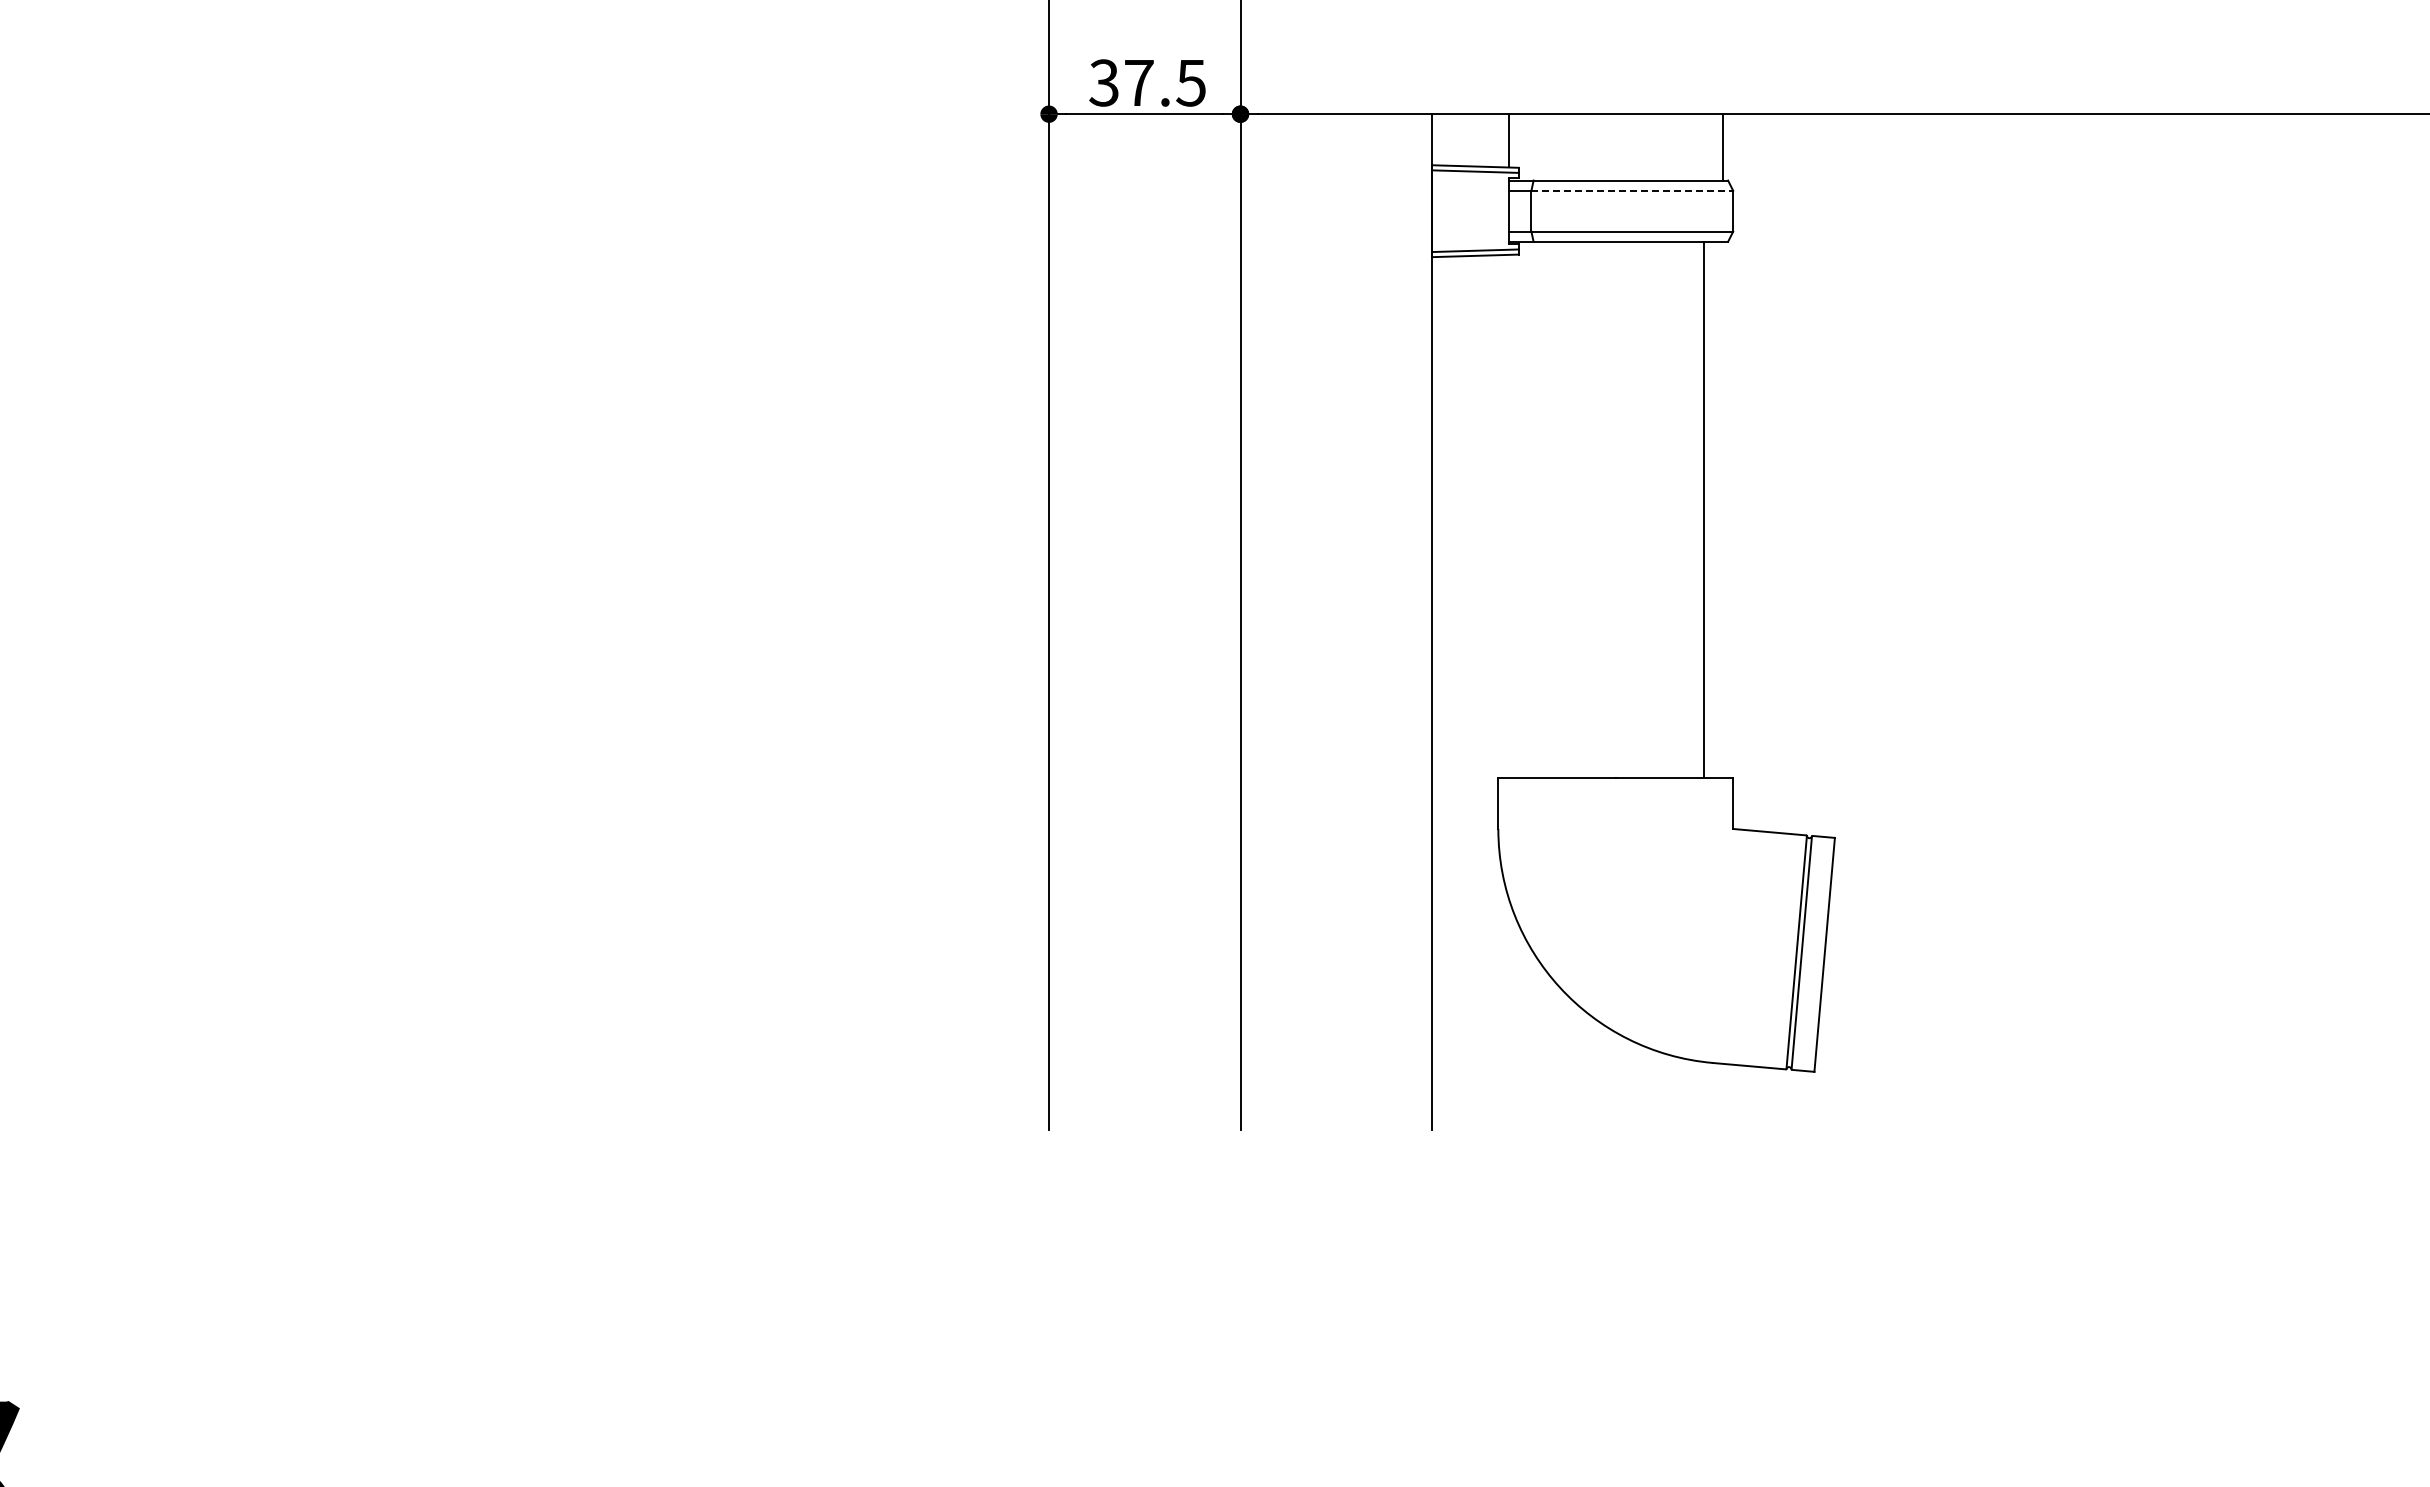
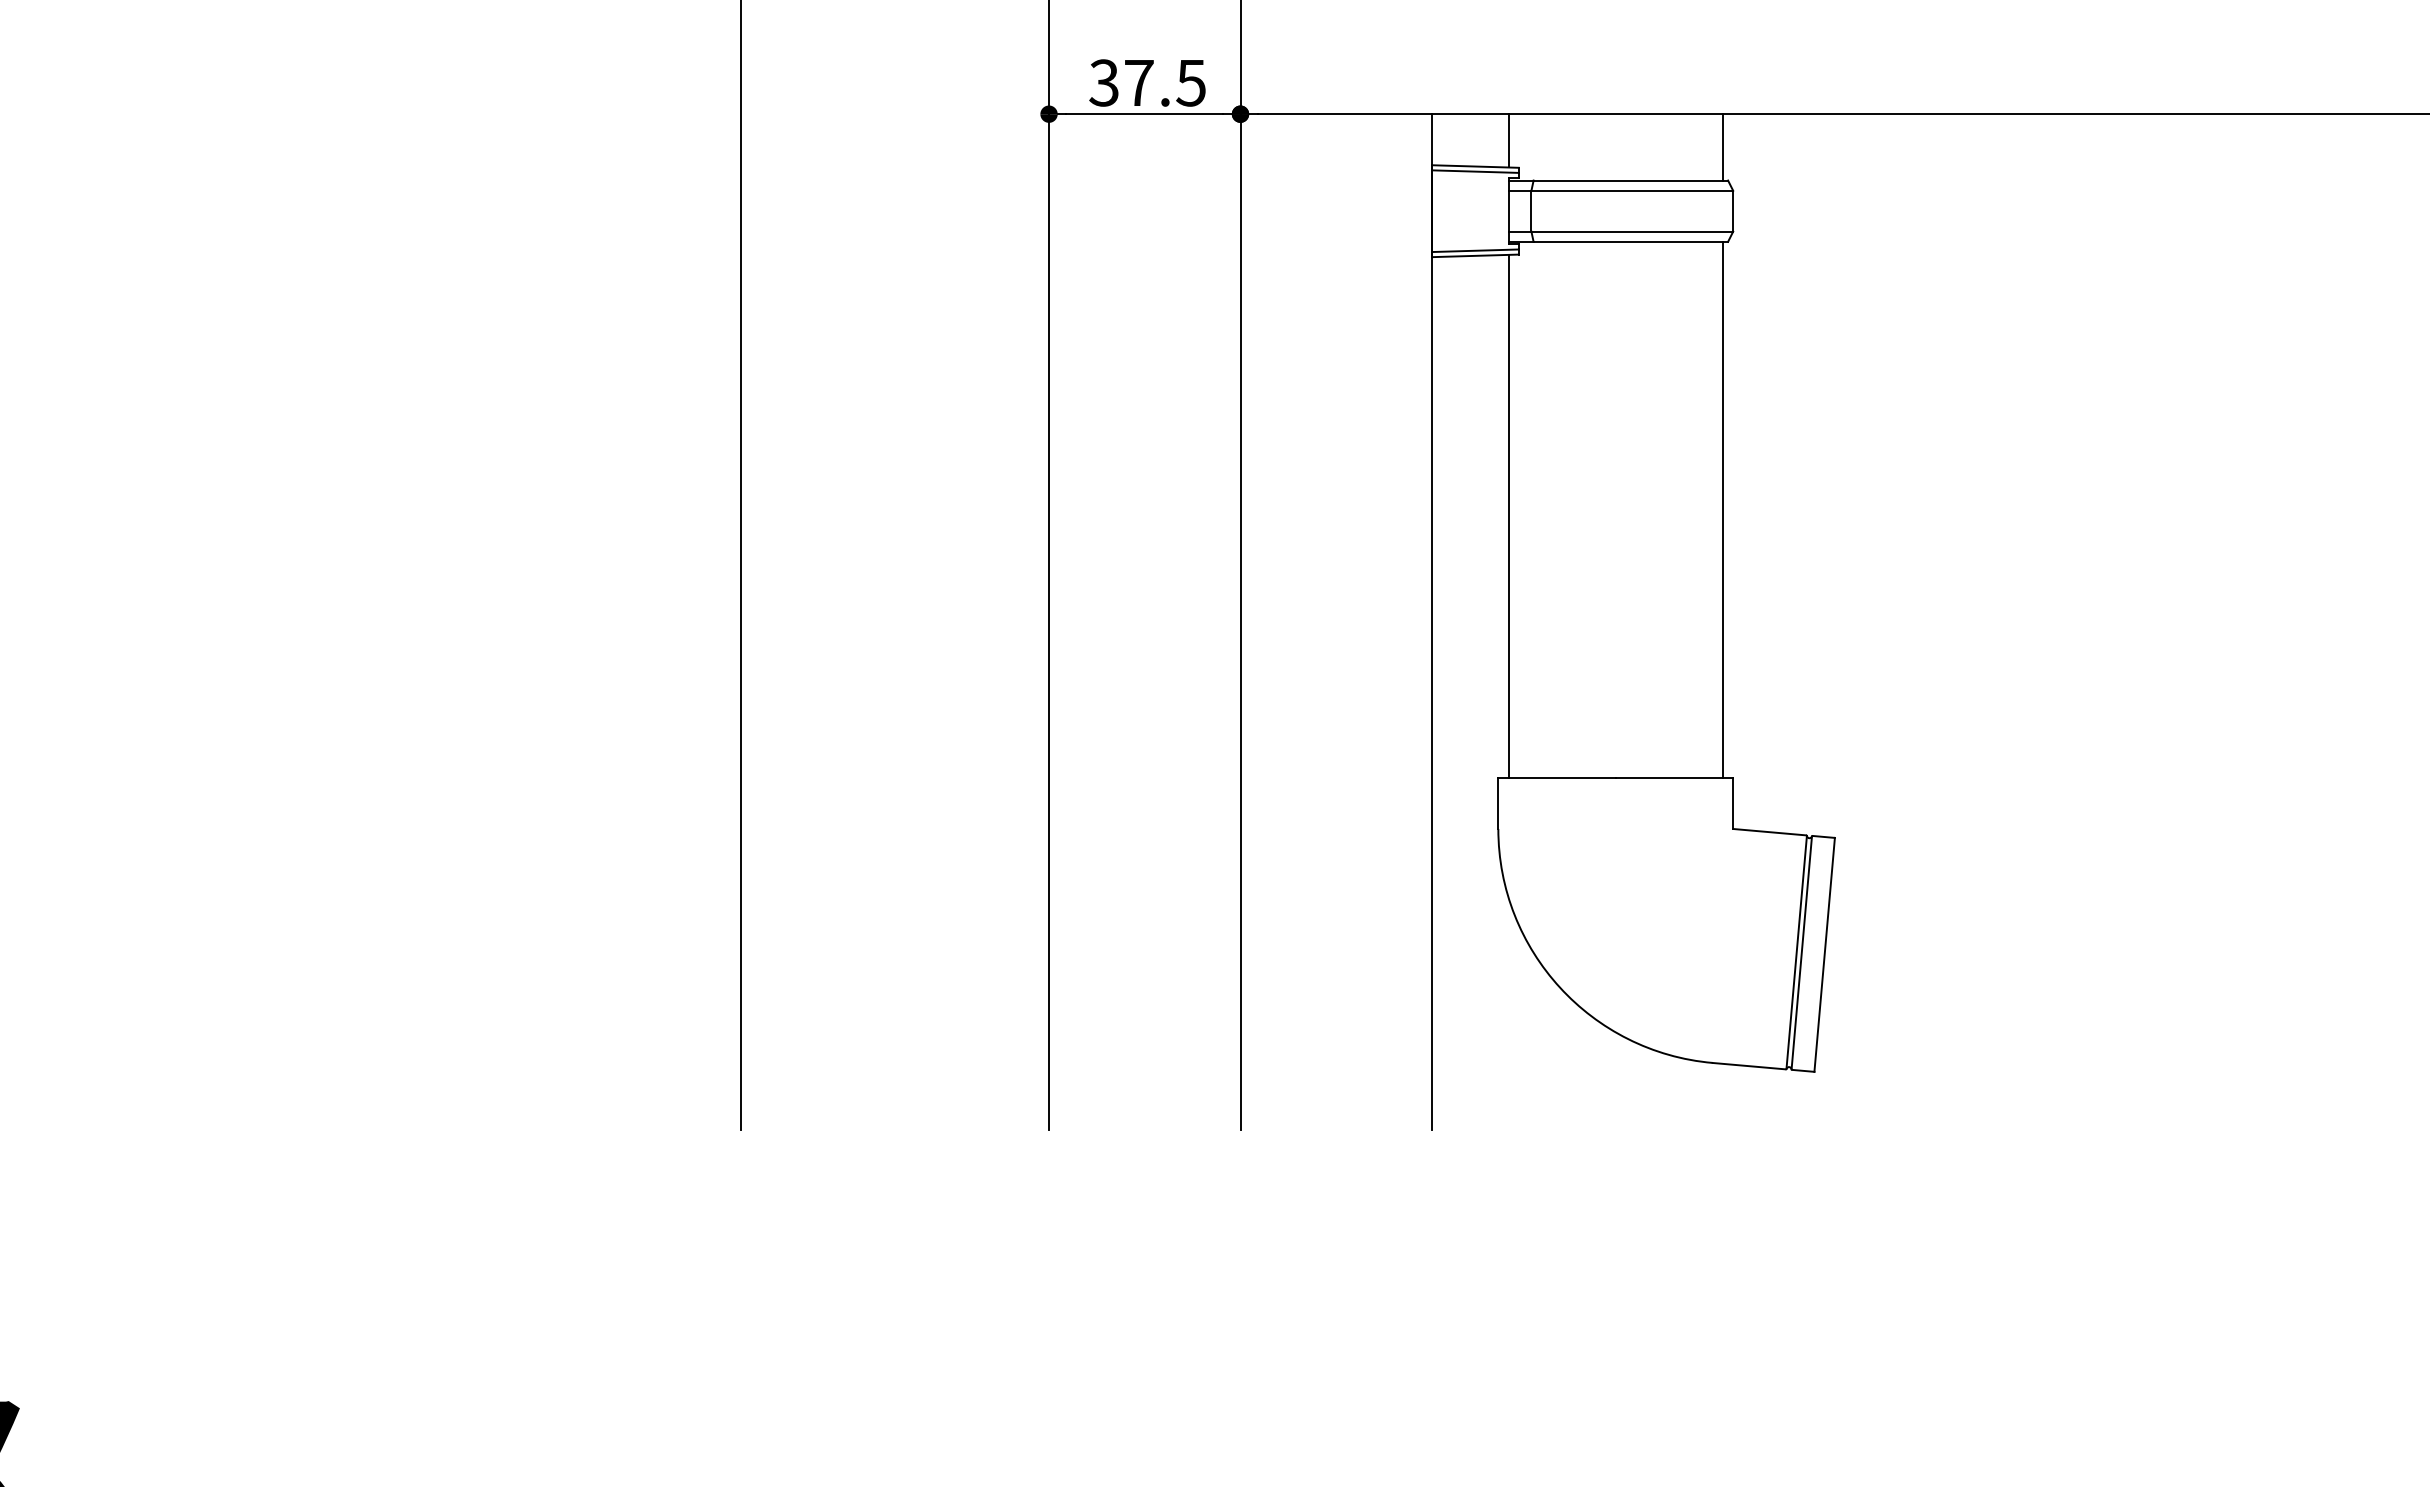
line: dashed -> solid (1632, 190)
line position: (1703, 509) -> (1722, 509) (1722, 509)
line: none -> present (1508, 515)
line: none -> present (741, 566)
